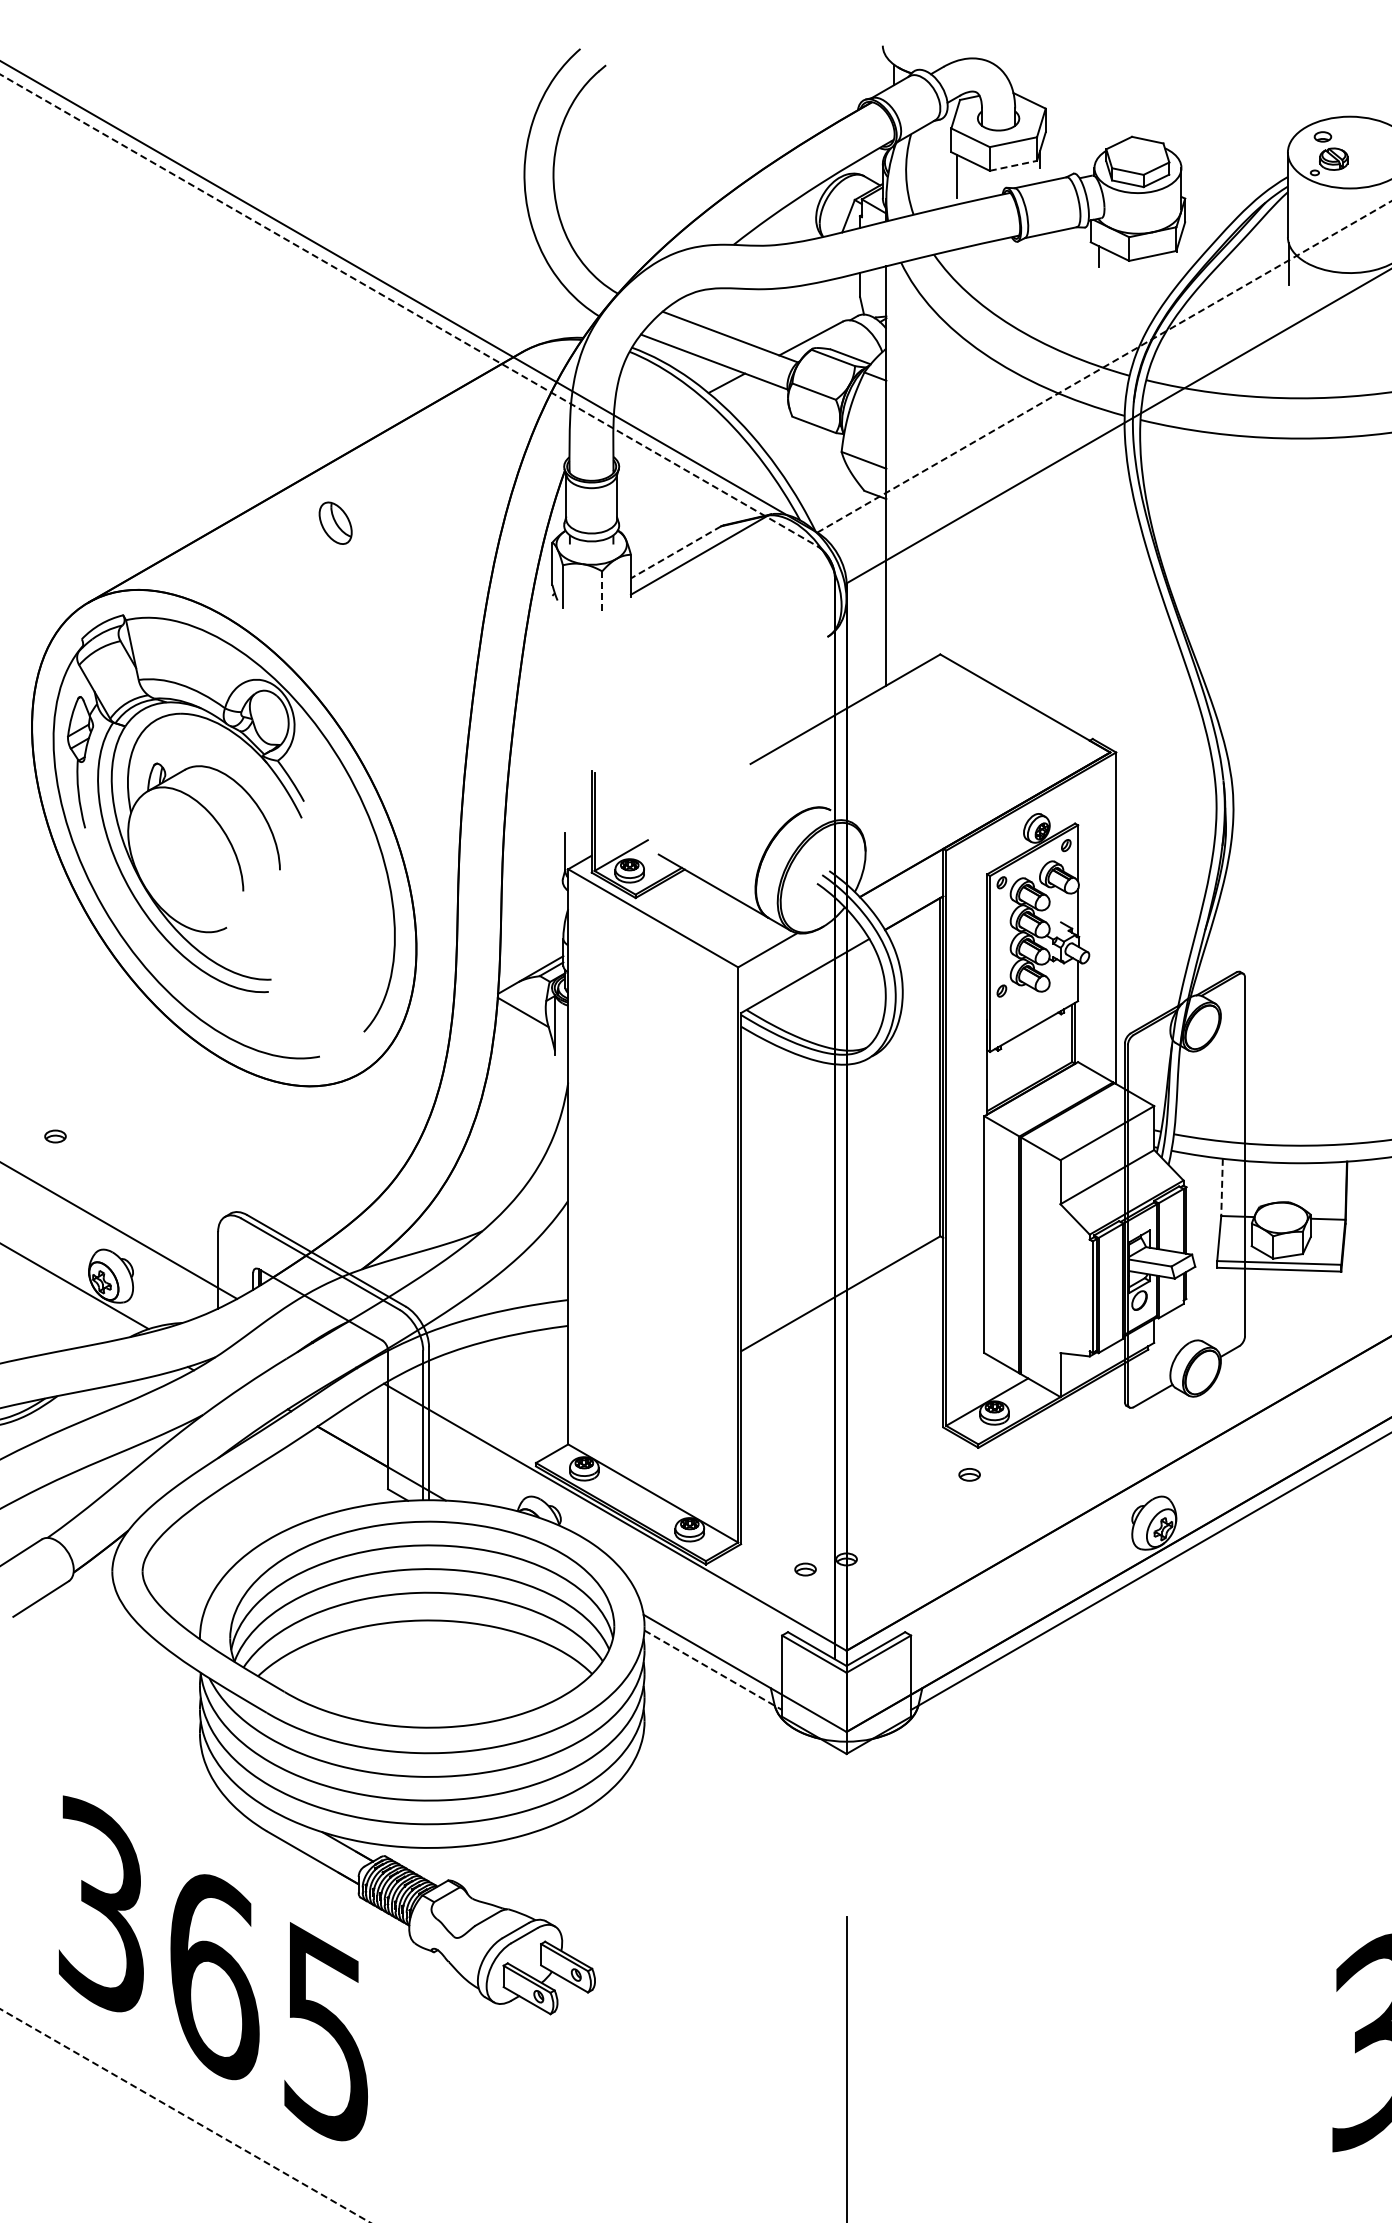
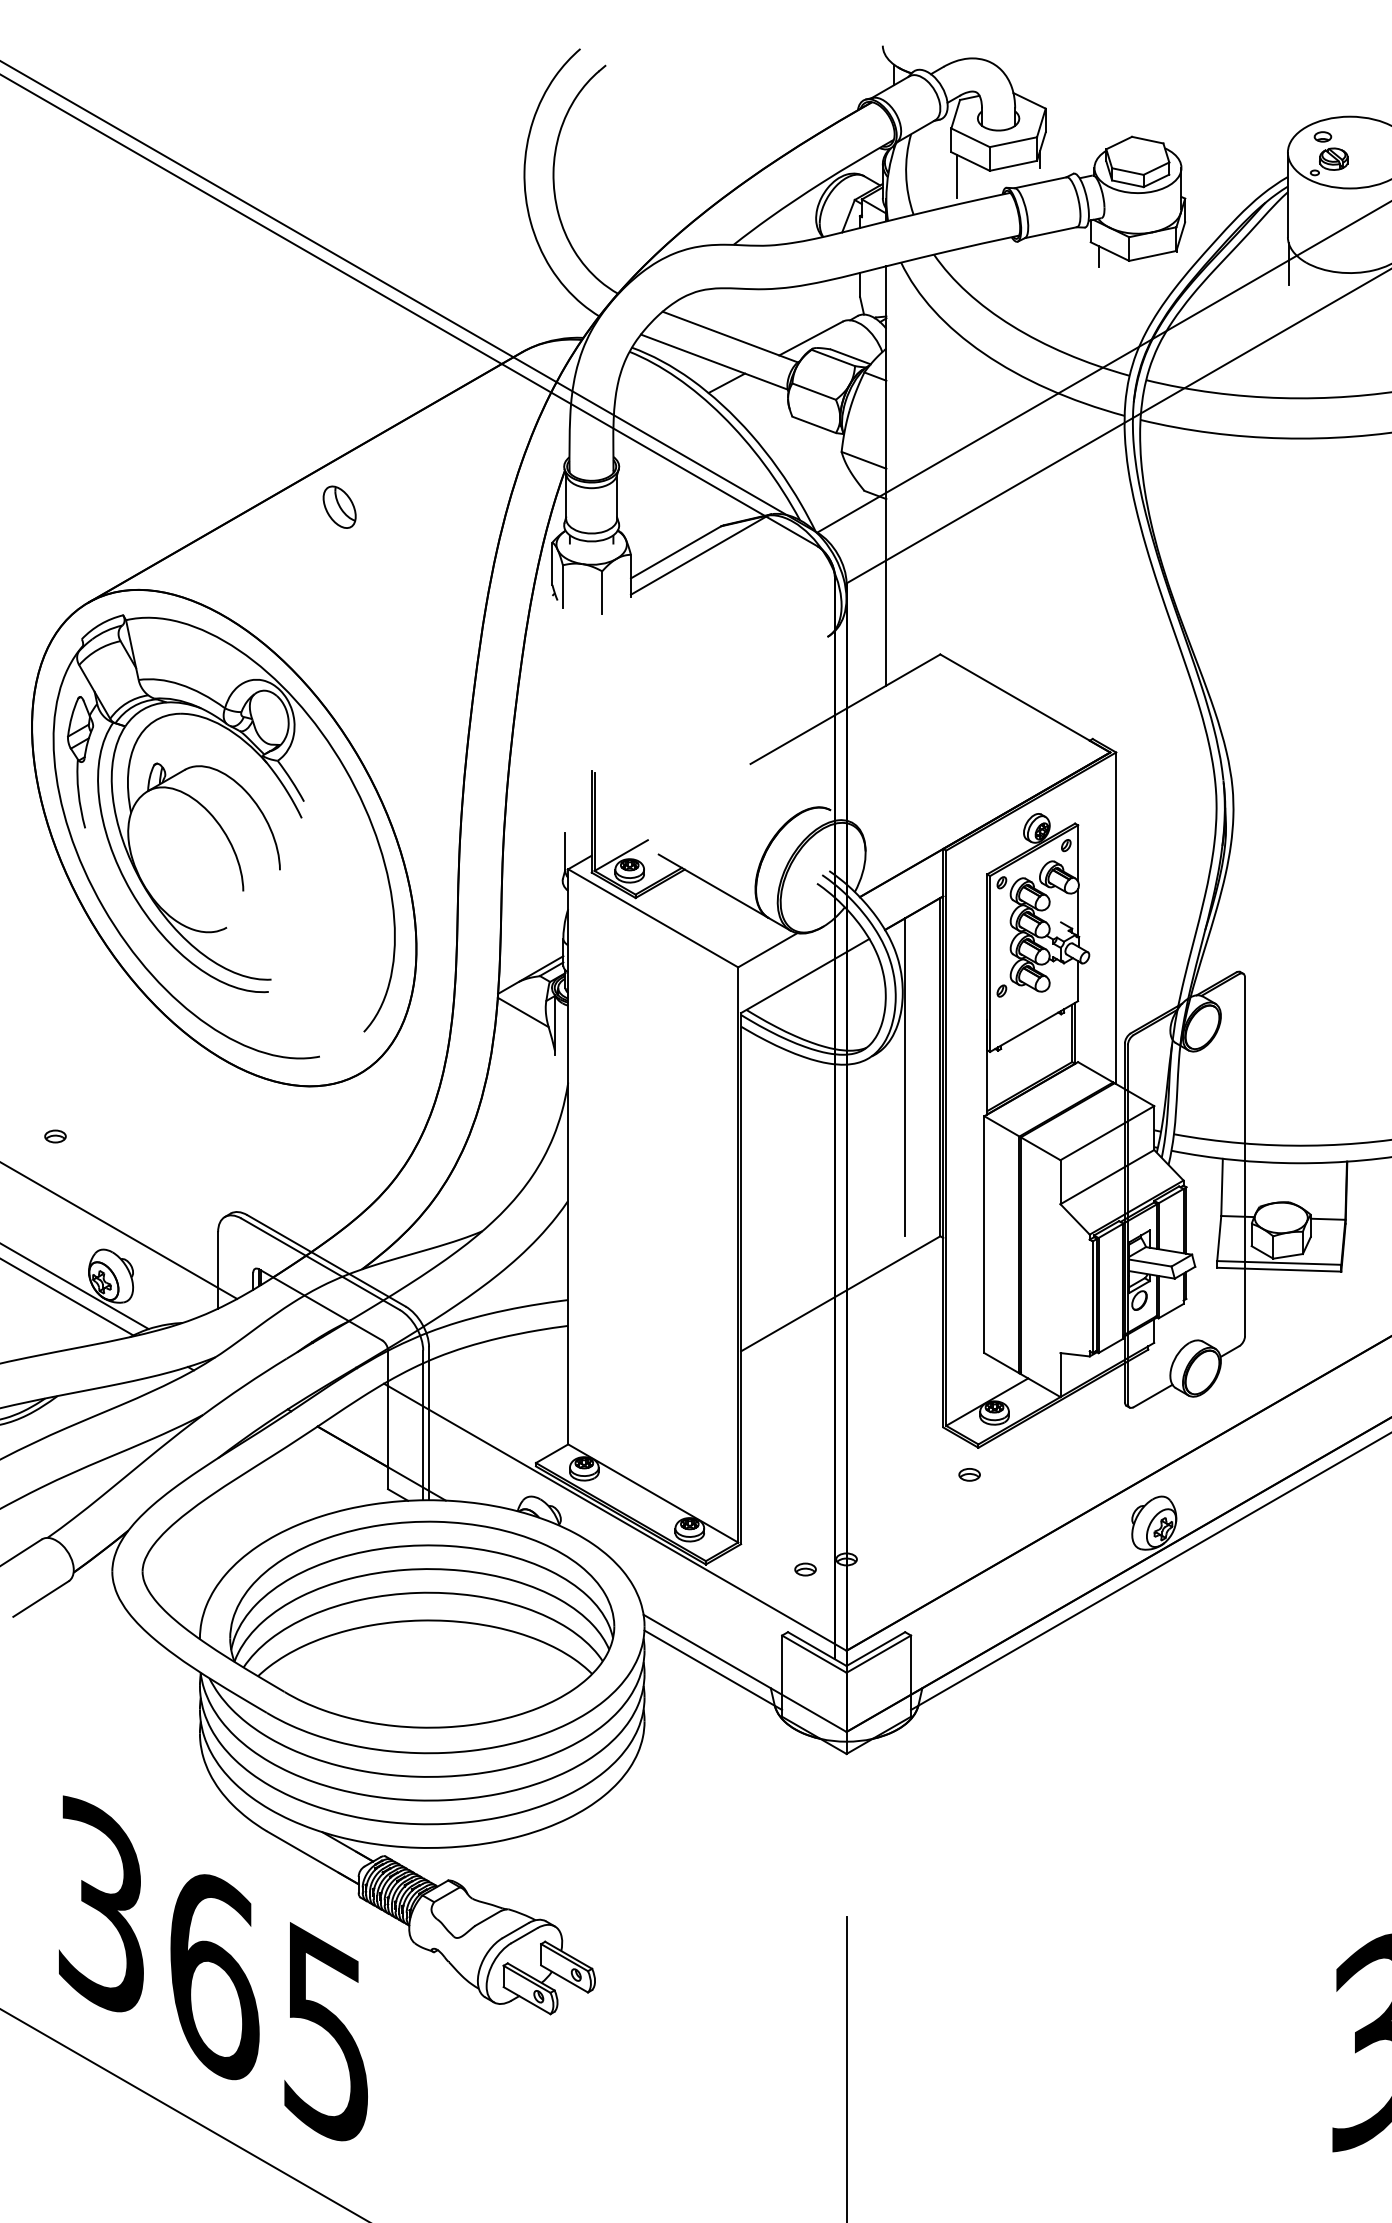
line: dashed -> solid (1013, 165)
line: dashed -> solid (408, 310)
line: dashed -> solid (1104, 366)
part position: (335, 522) -> (339, 506) (339, 506)
line: dashed -> solid (675, 552)
line: dashed -> solid (602, 593)
line: none -> present (905, 1077)
line: dashed -> solid (1222, 1187)
line: none -> present (67, 1297)
line: dashed -> solid (713, 1670)
line: dashed -> solid (185, 2115)
